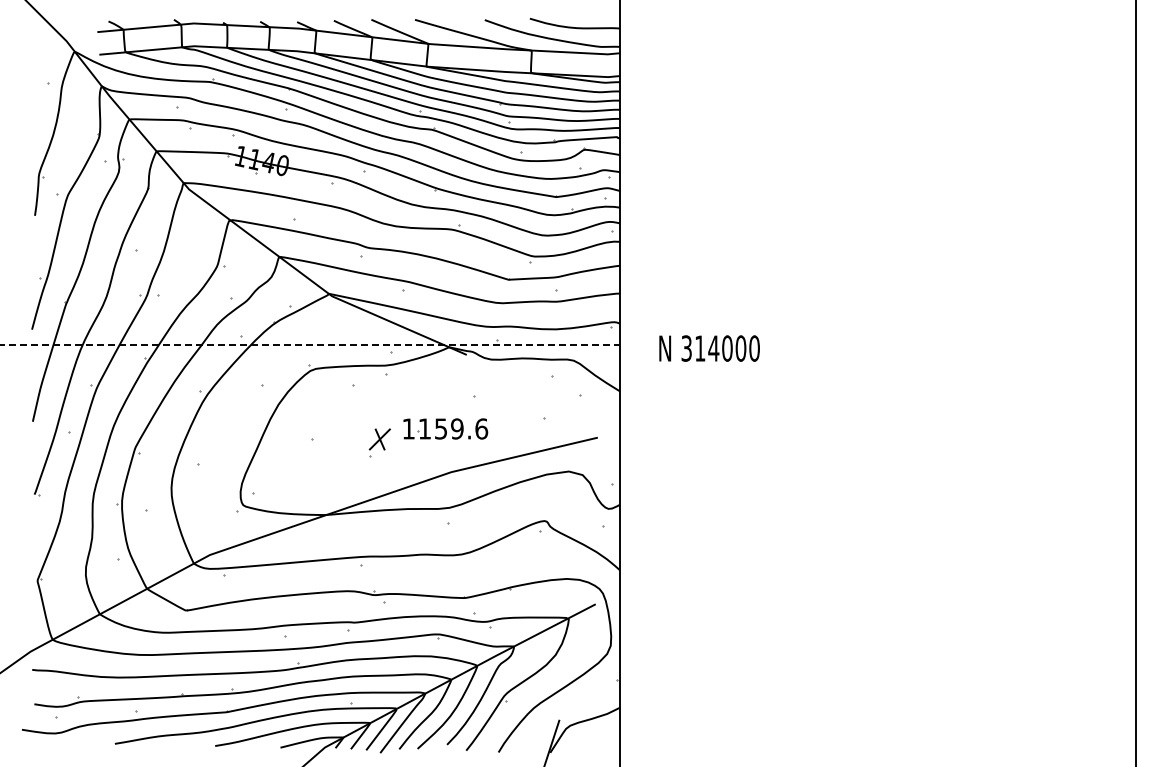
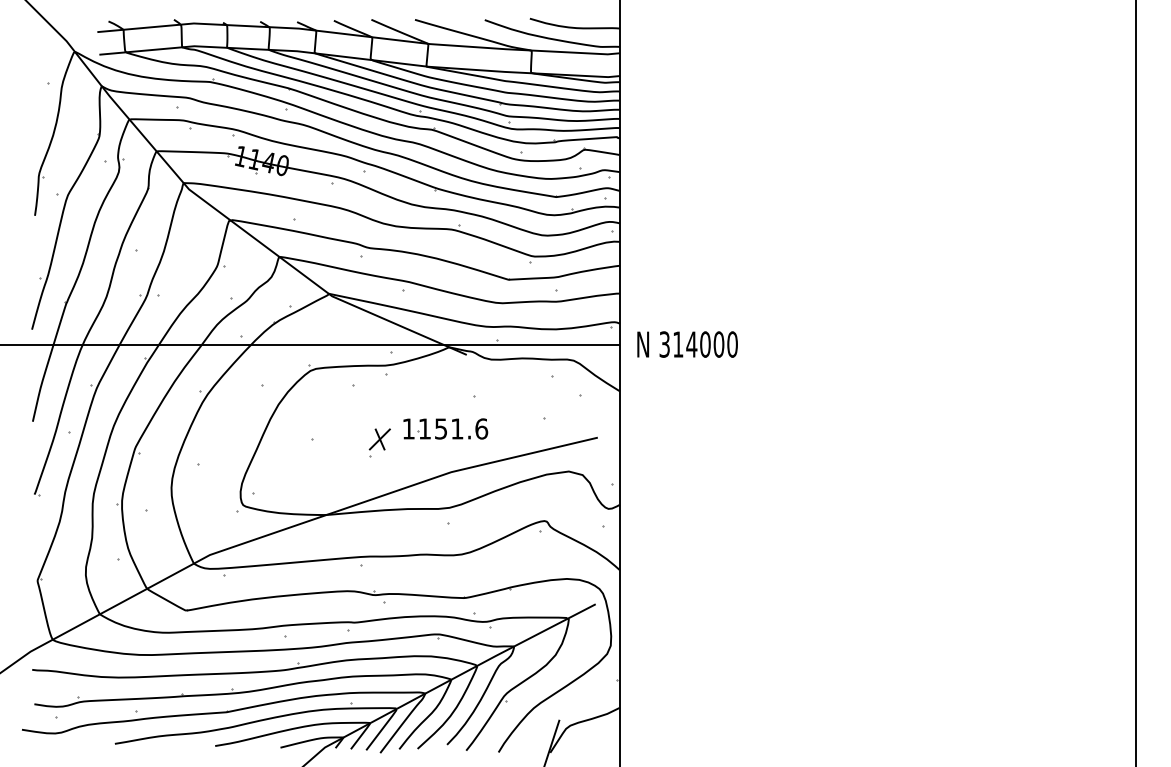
line: dashed -> solid (310, 344)
text position: (709, 348) -> (687, 344) (687, 344)
text: 1159.6 -> 1151.6 (457, 428)
